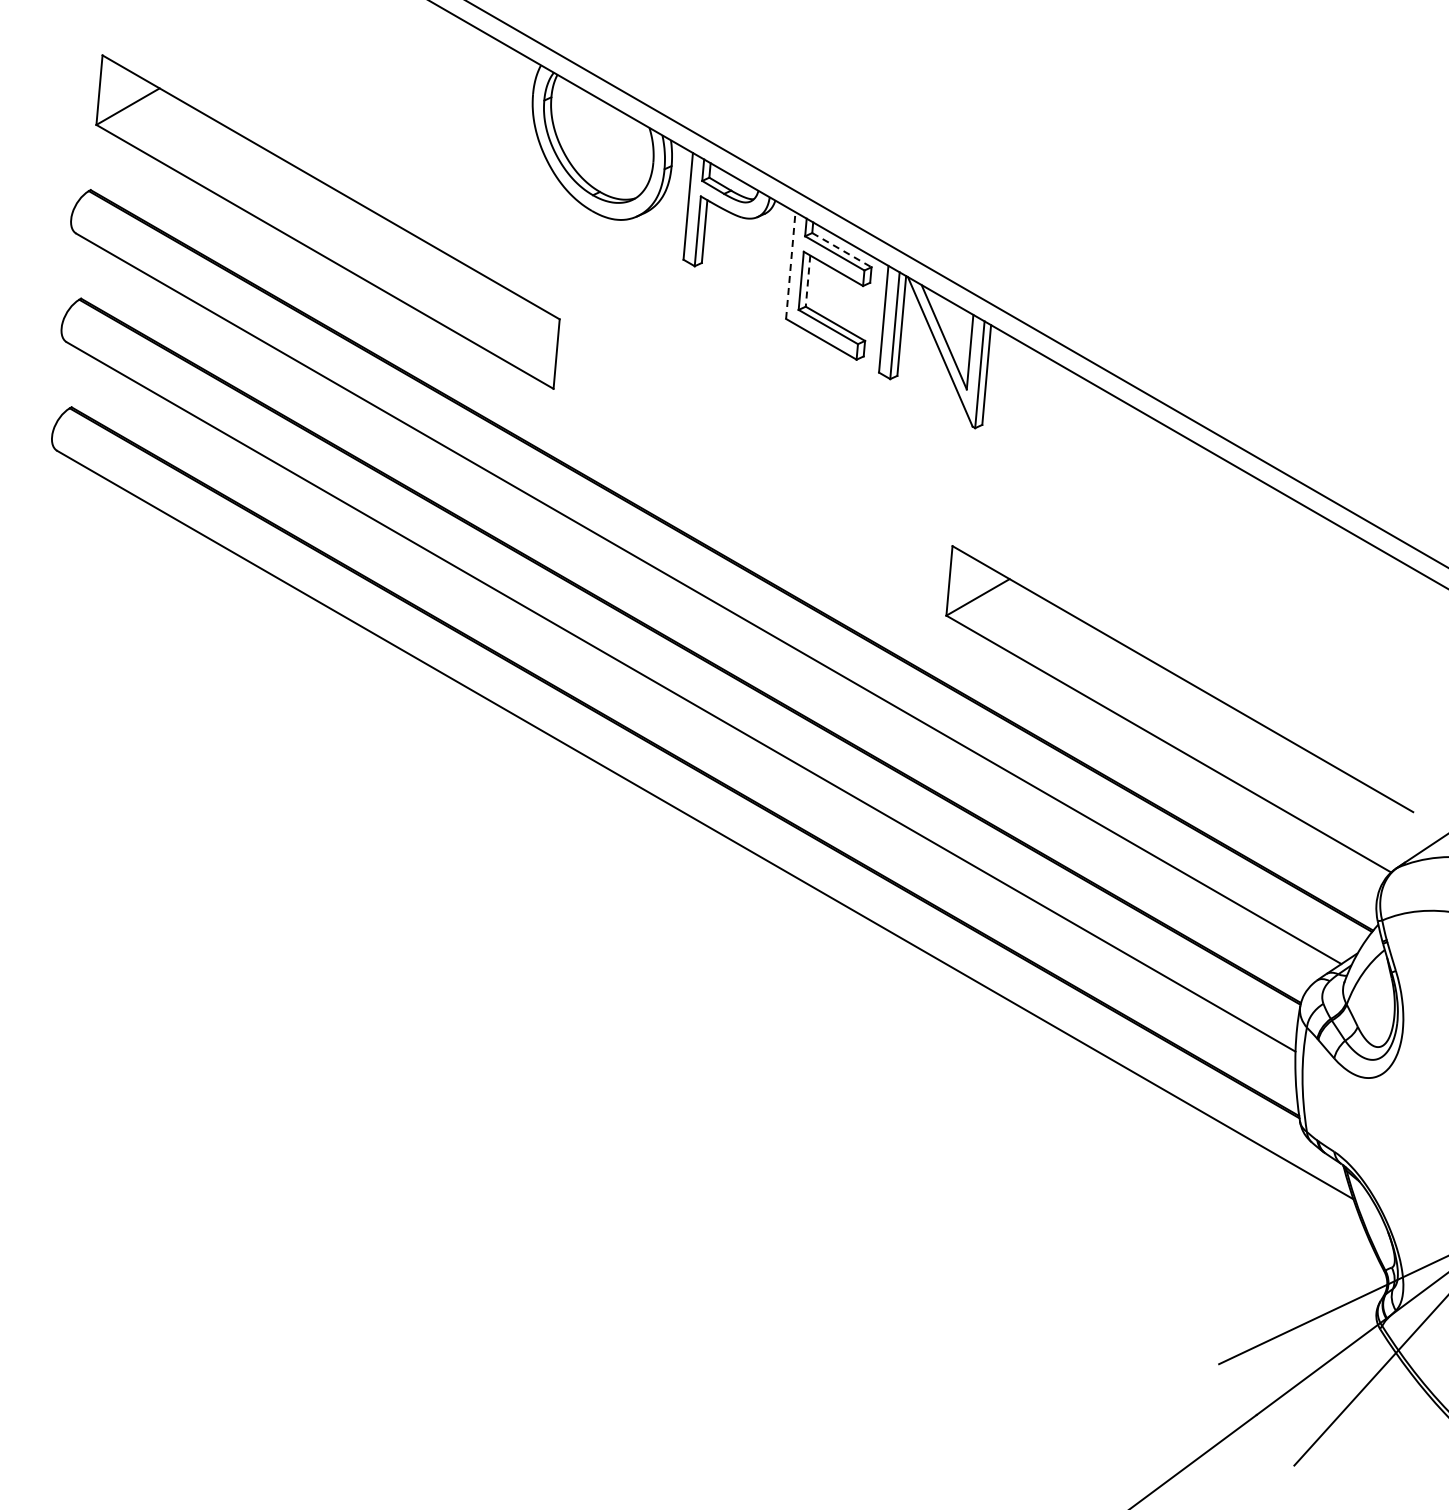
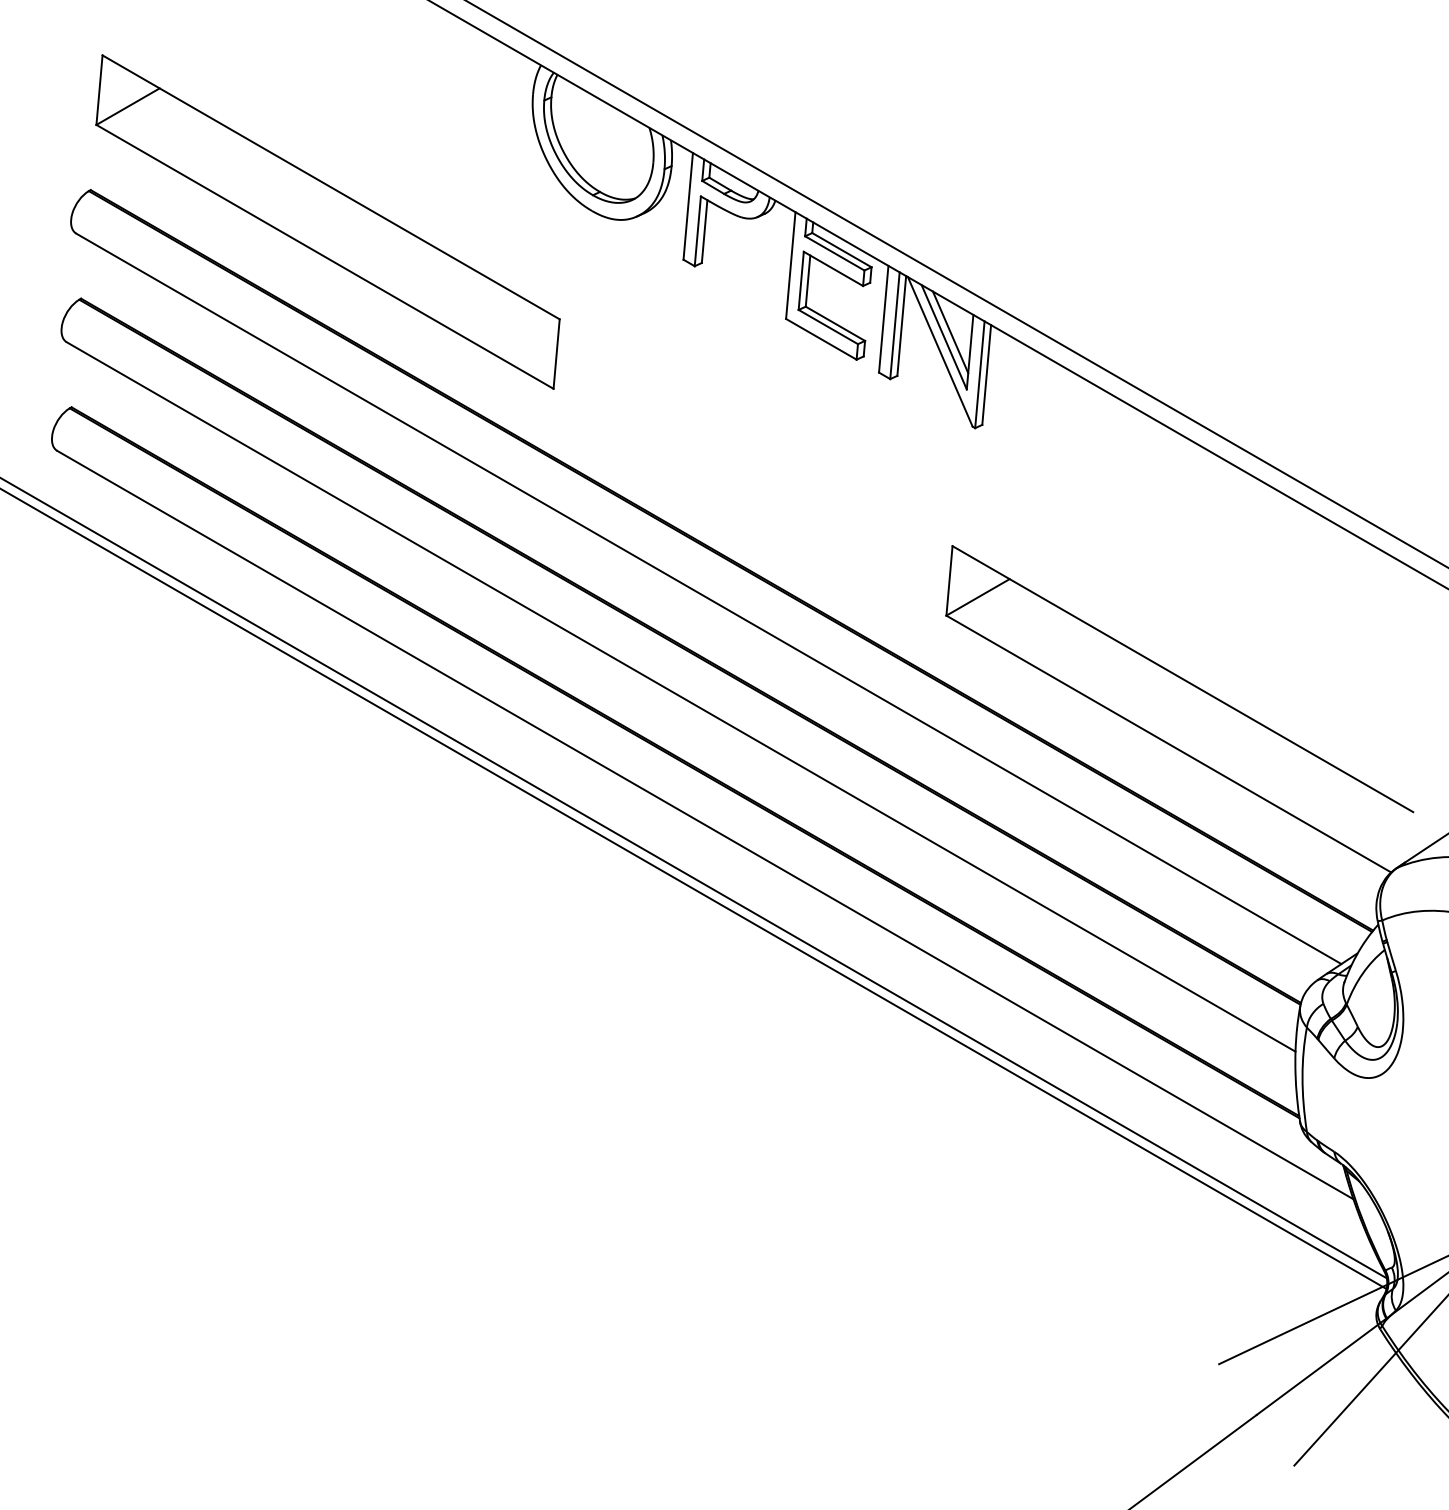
line: dashed -> solid (842, 250)
line: dashed -> solid (790, 265)
line: dashed -> solid (808, 281)
line: none -> present (950, 332)
line: none -> present (694, 878)
line: none -> present (694, 889)
